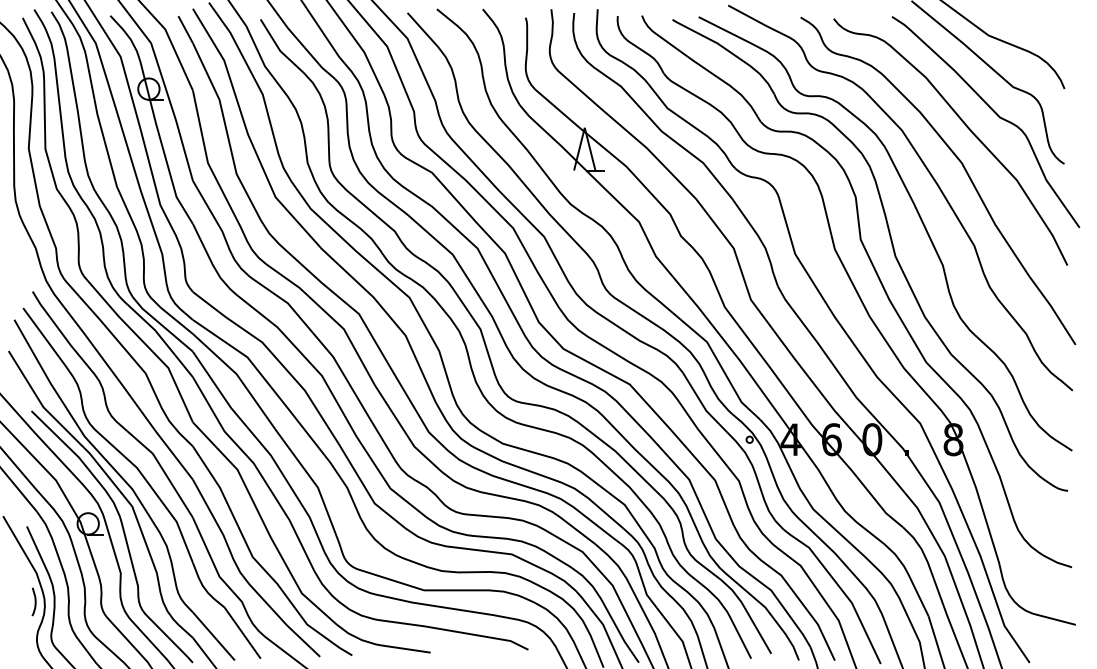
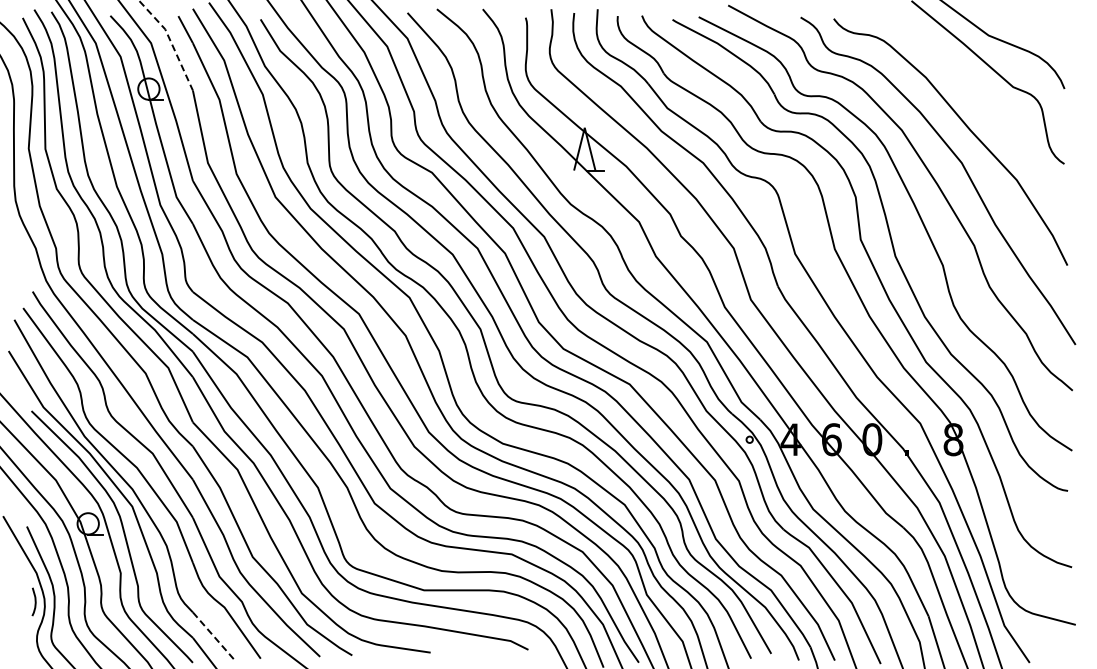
line: solid -> dashed (170, 41)
curve: present -> none (993, 112)
line: solid -> dashed (213, 636)
